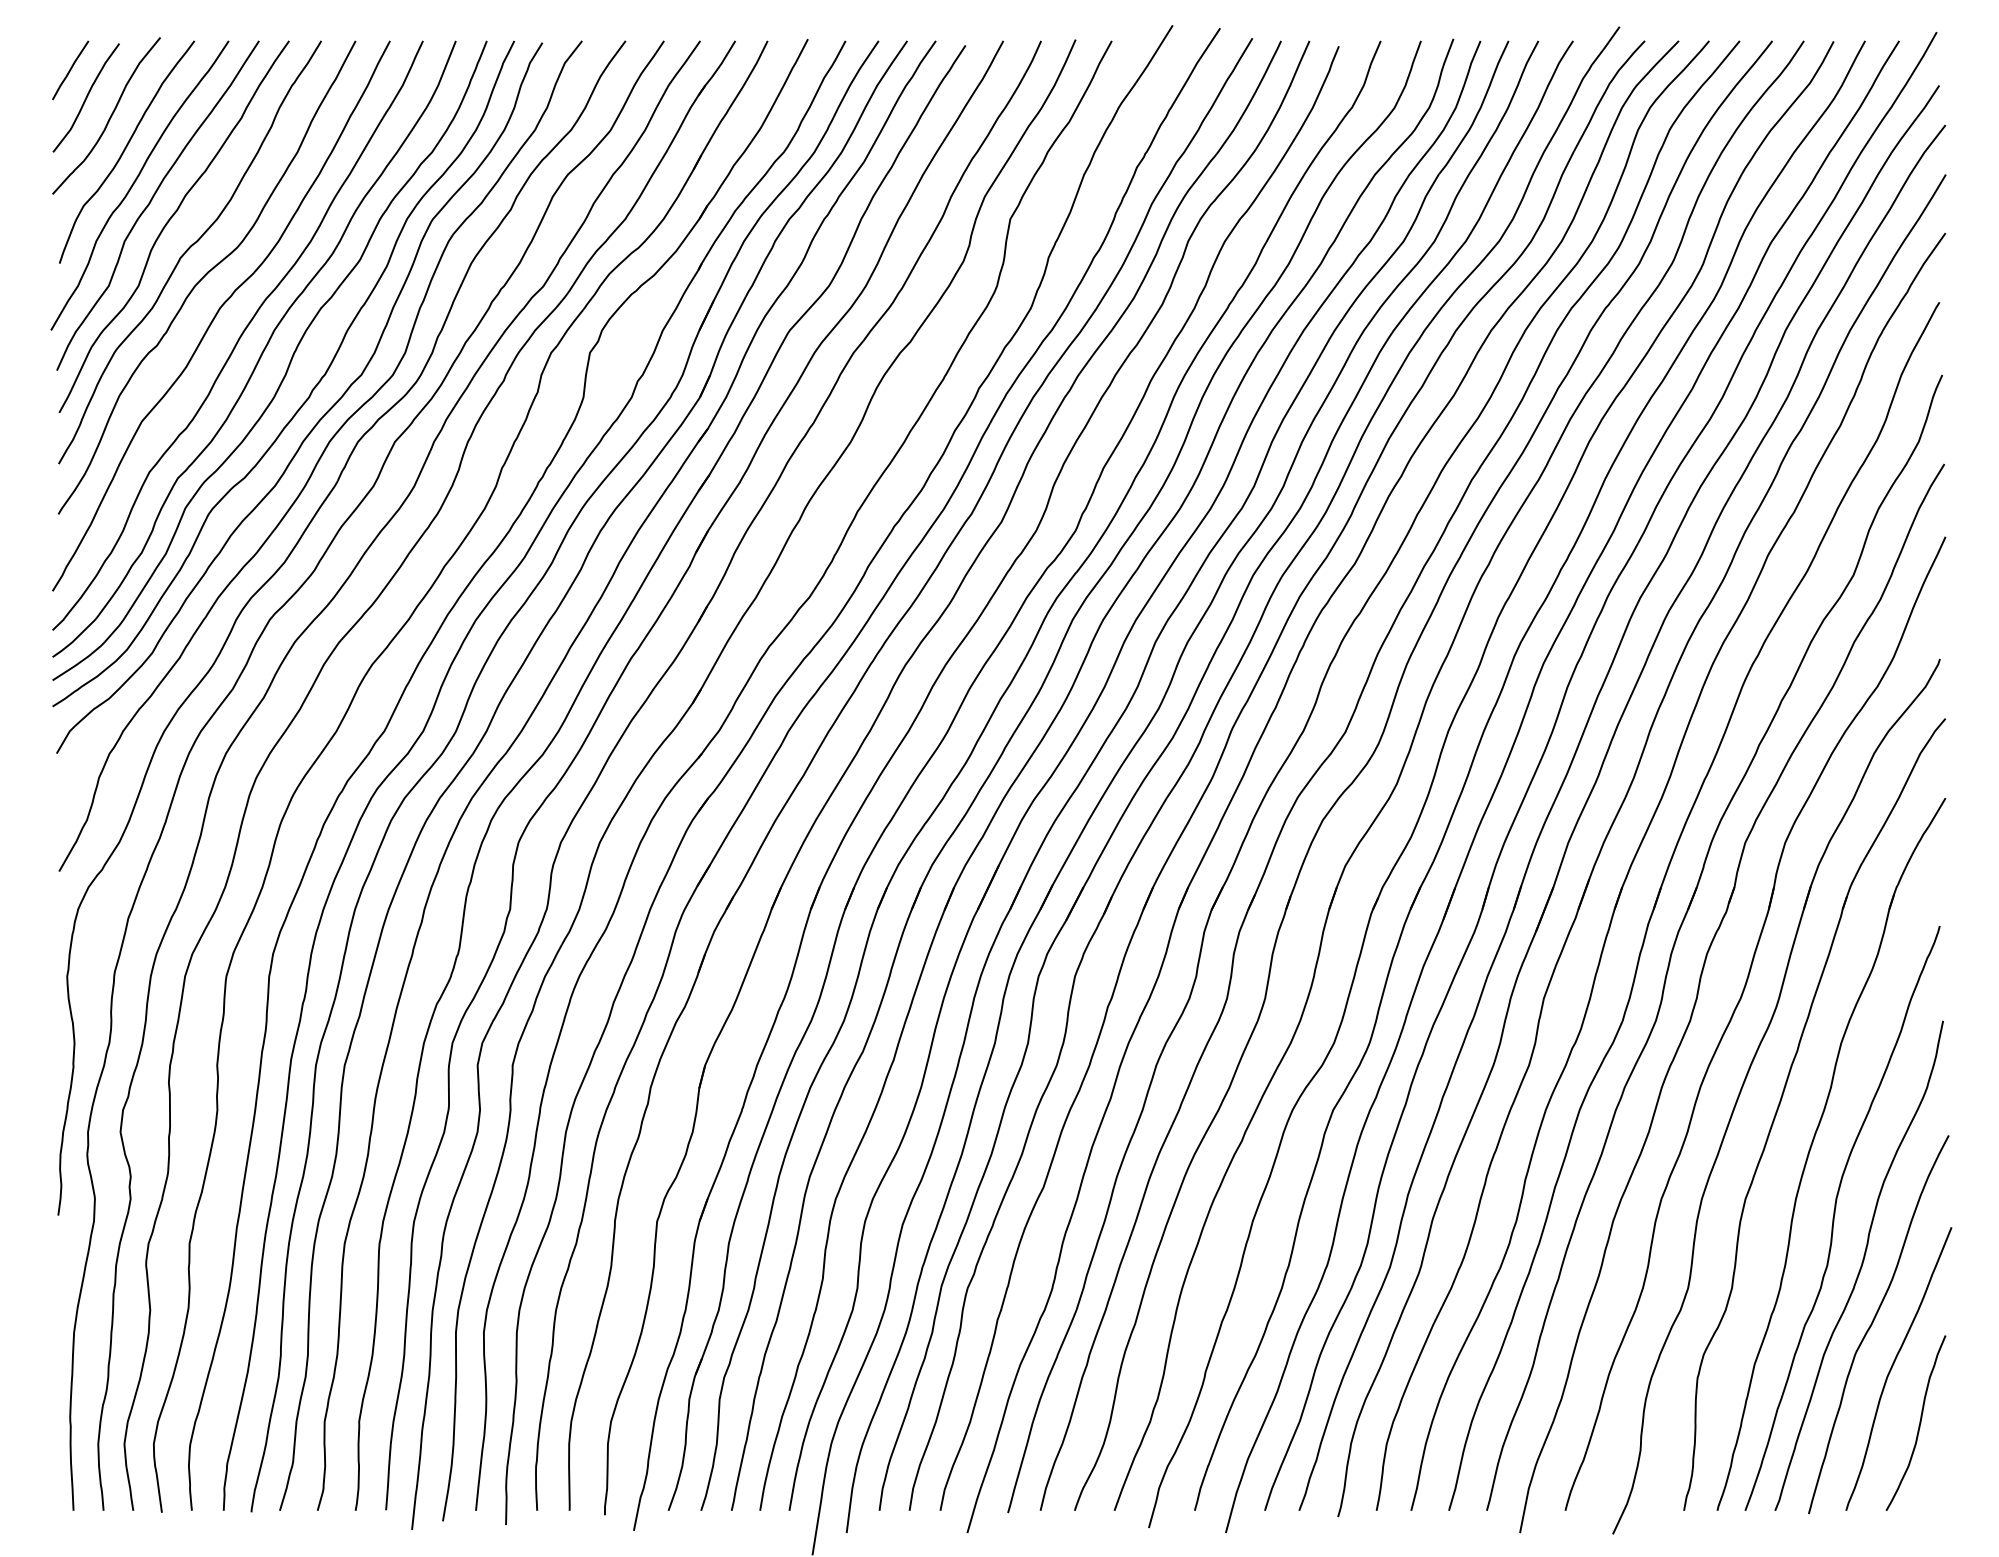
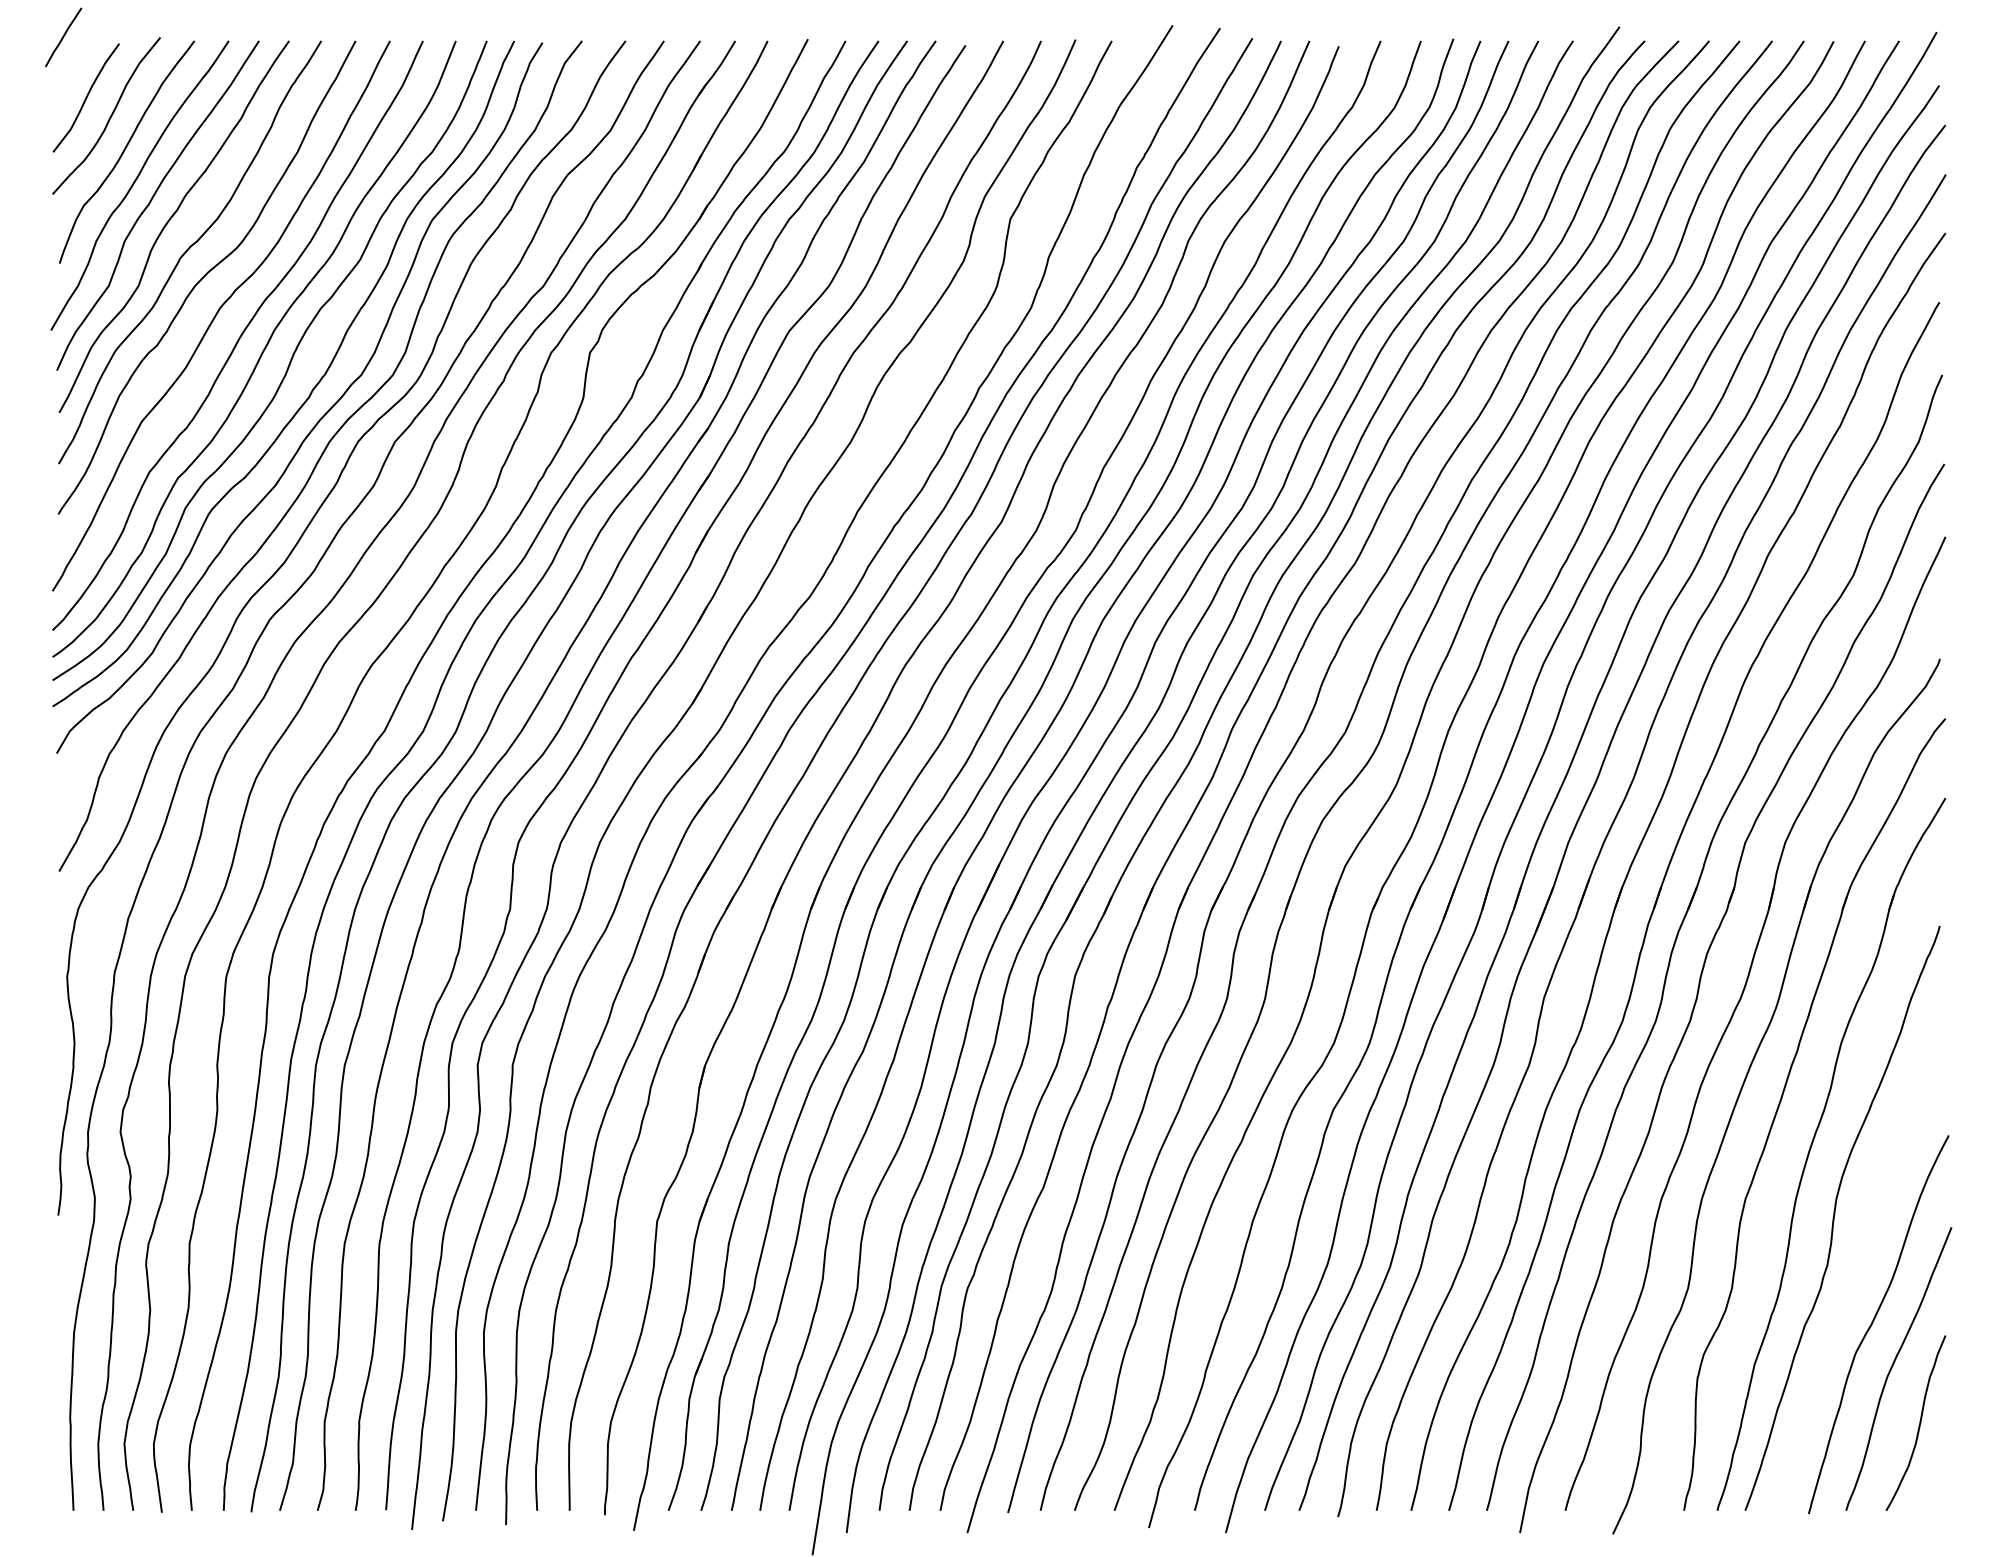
line position: (70, 70) -> (63, 37) (63, 37)
curve: present -> none (1860, 1265)
